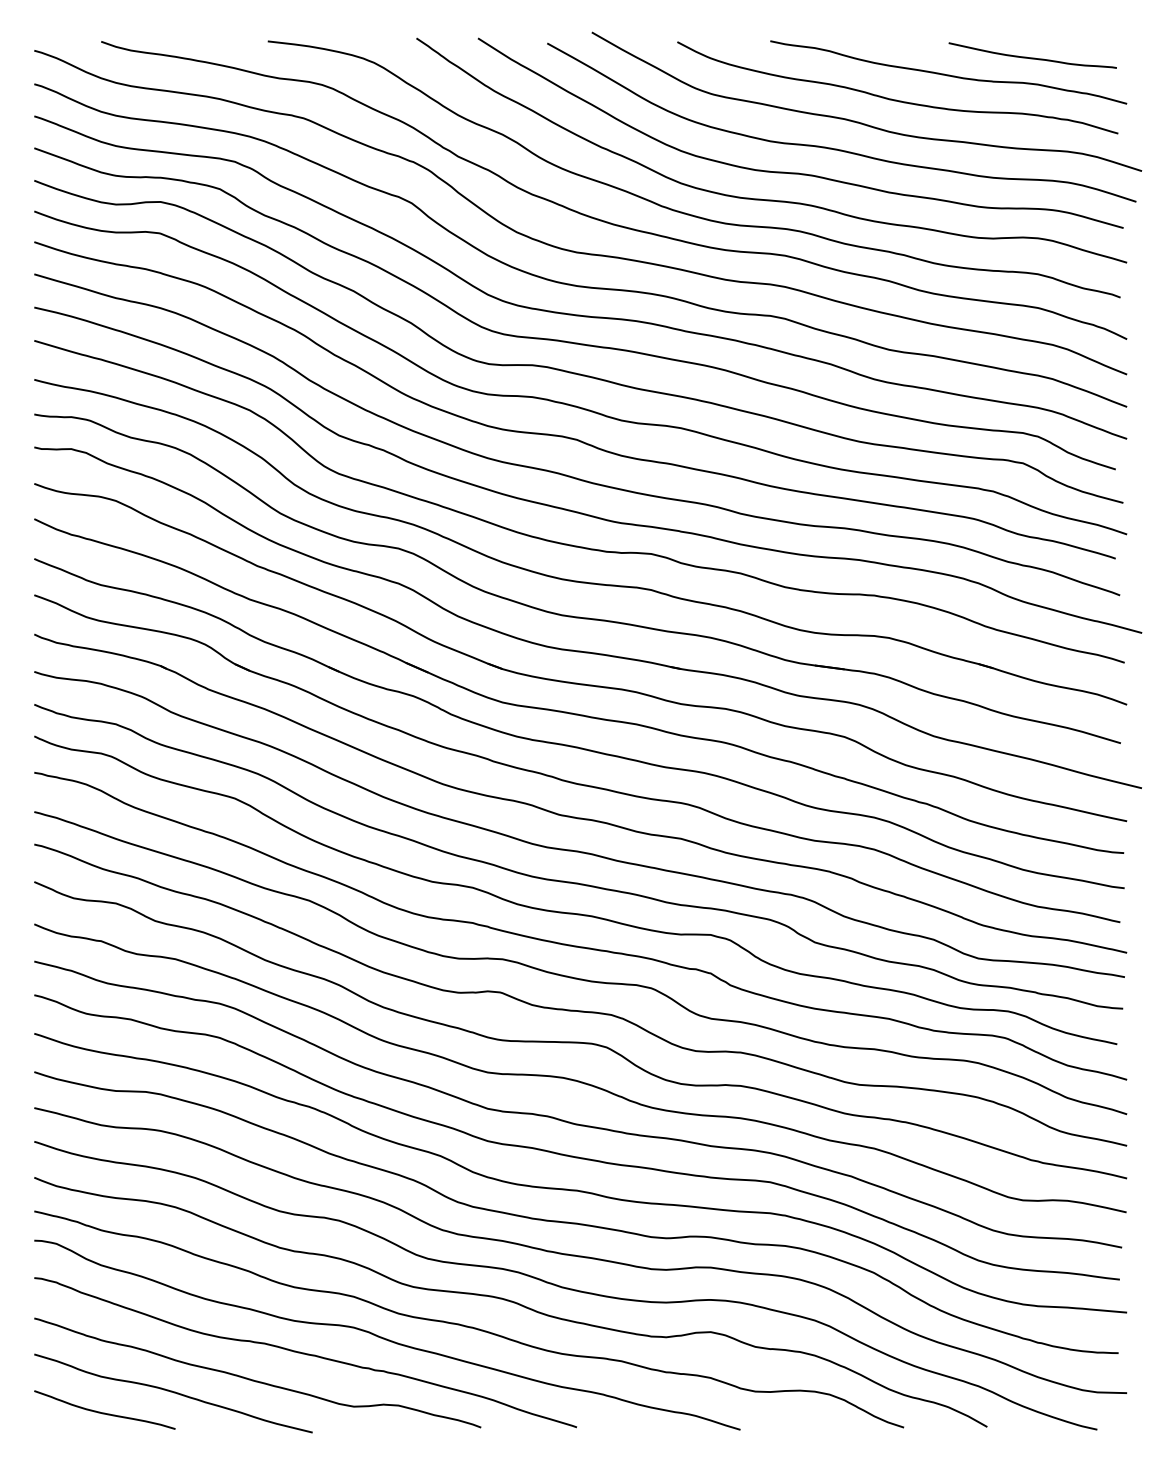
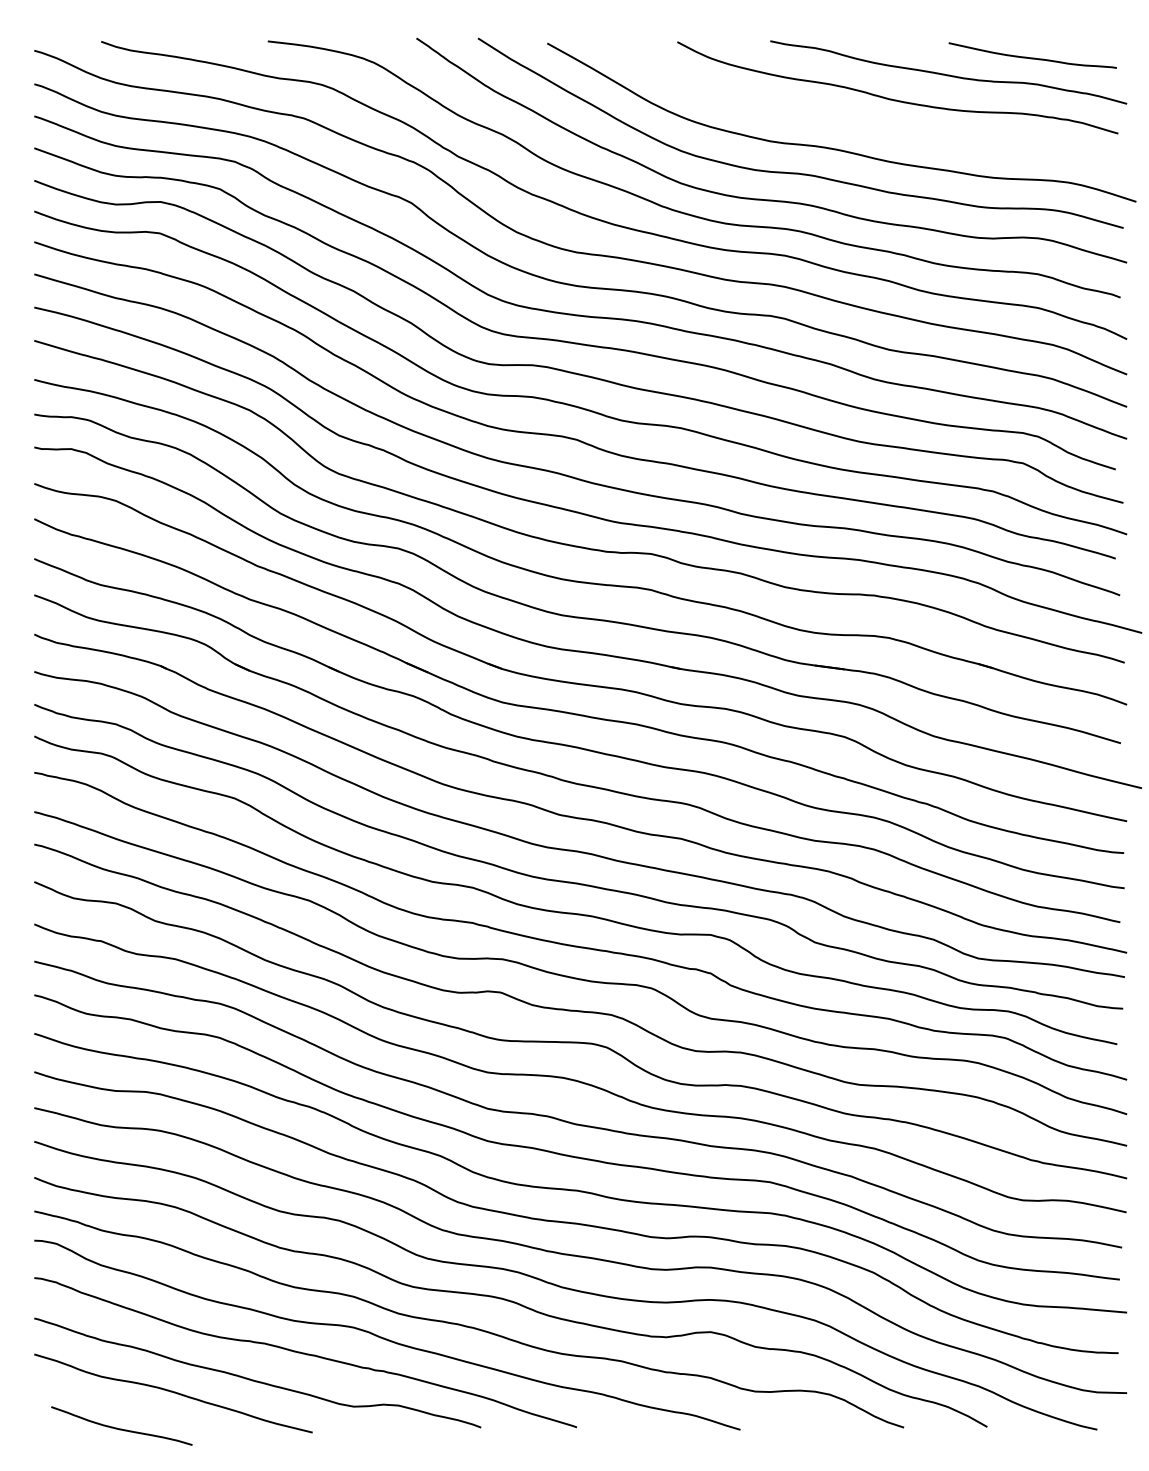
curve: present -> none (862, 122)
curve position: (104, 1412) -> (121, 1428) (121, 1428)
